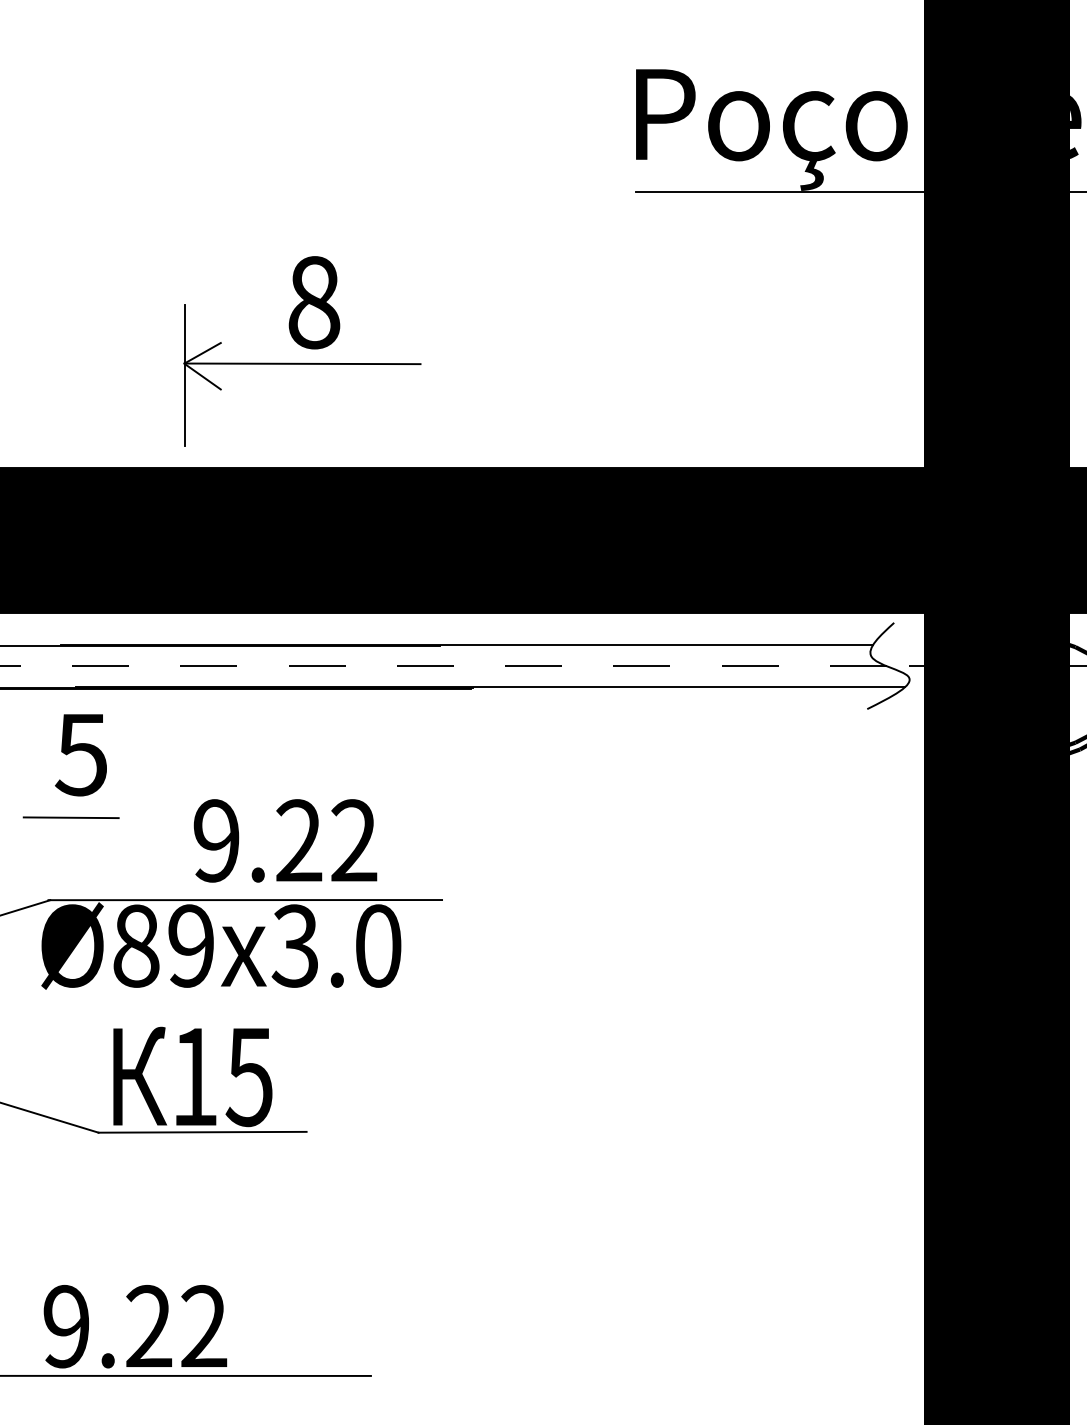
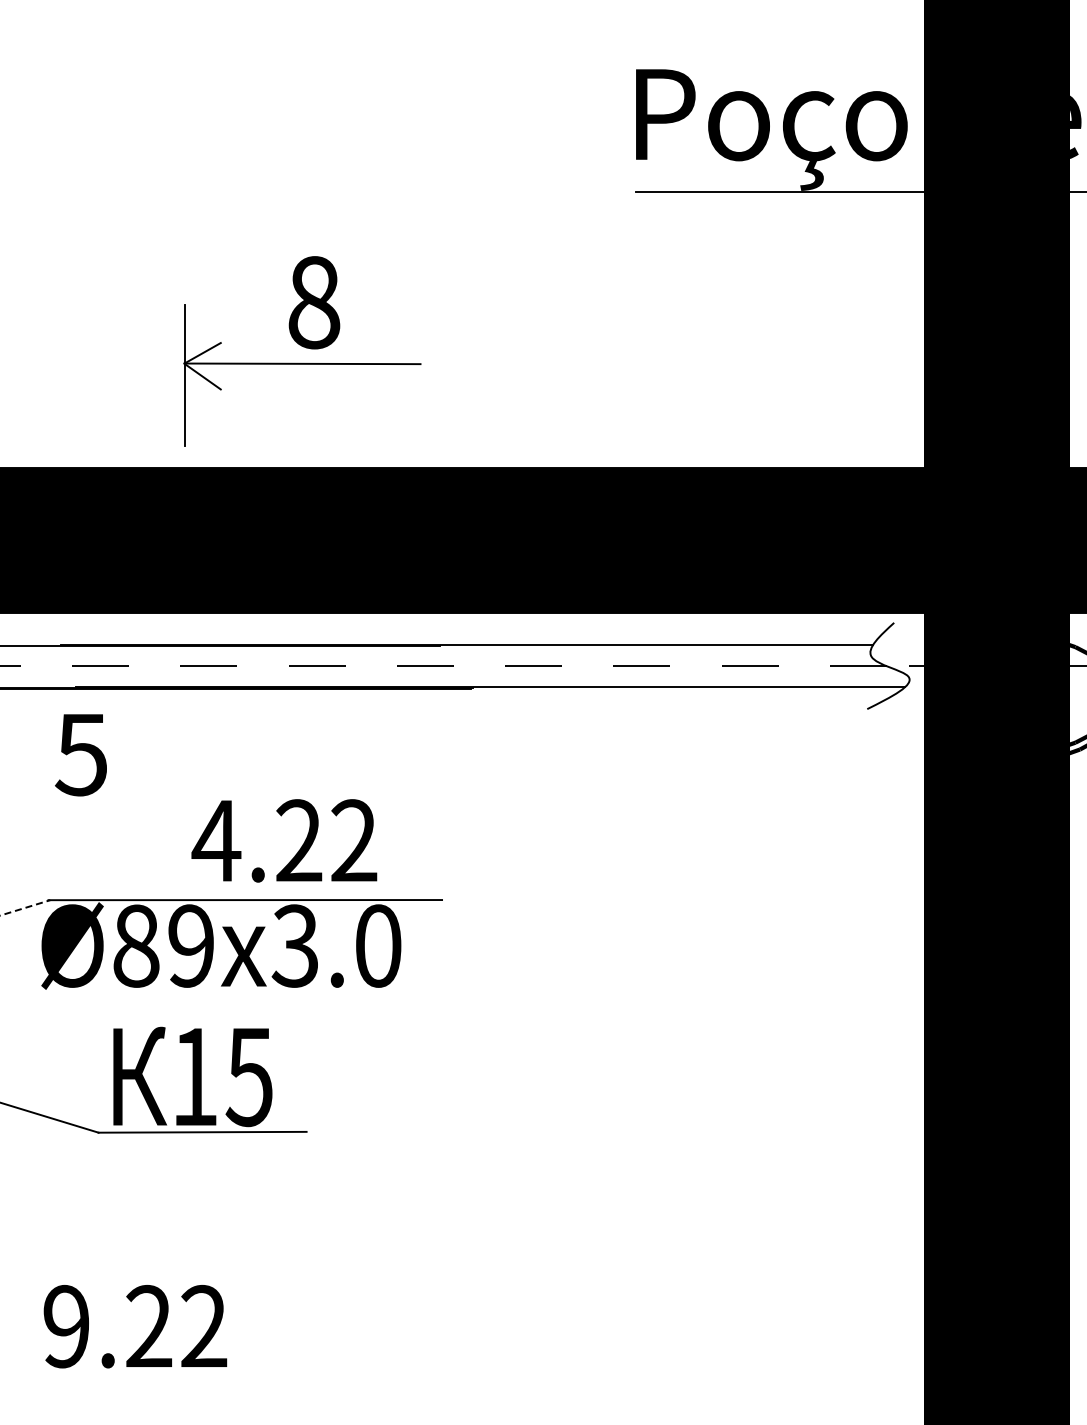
line: present -> none (70, 817)
text: 9.22 -> 4.22 (216, 840)
line: solid -> dashed (25, 907)
line: present -> none (186, 1375)
